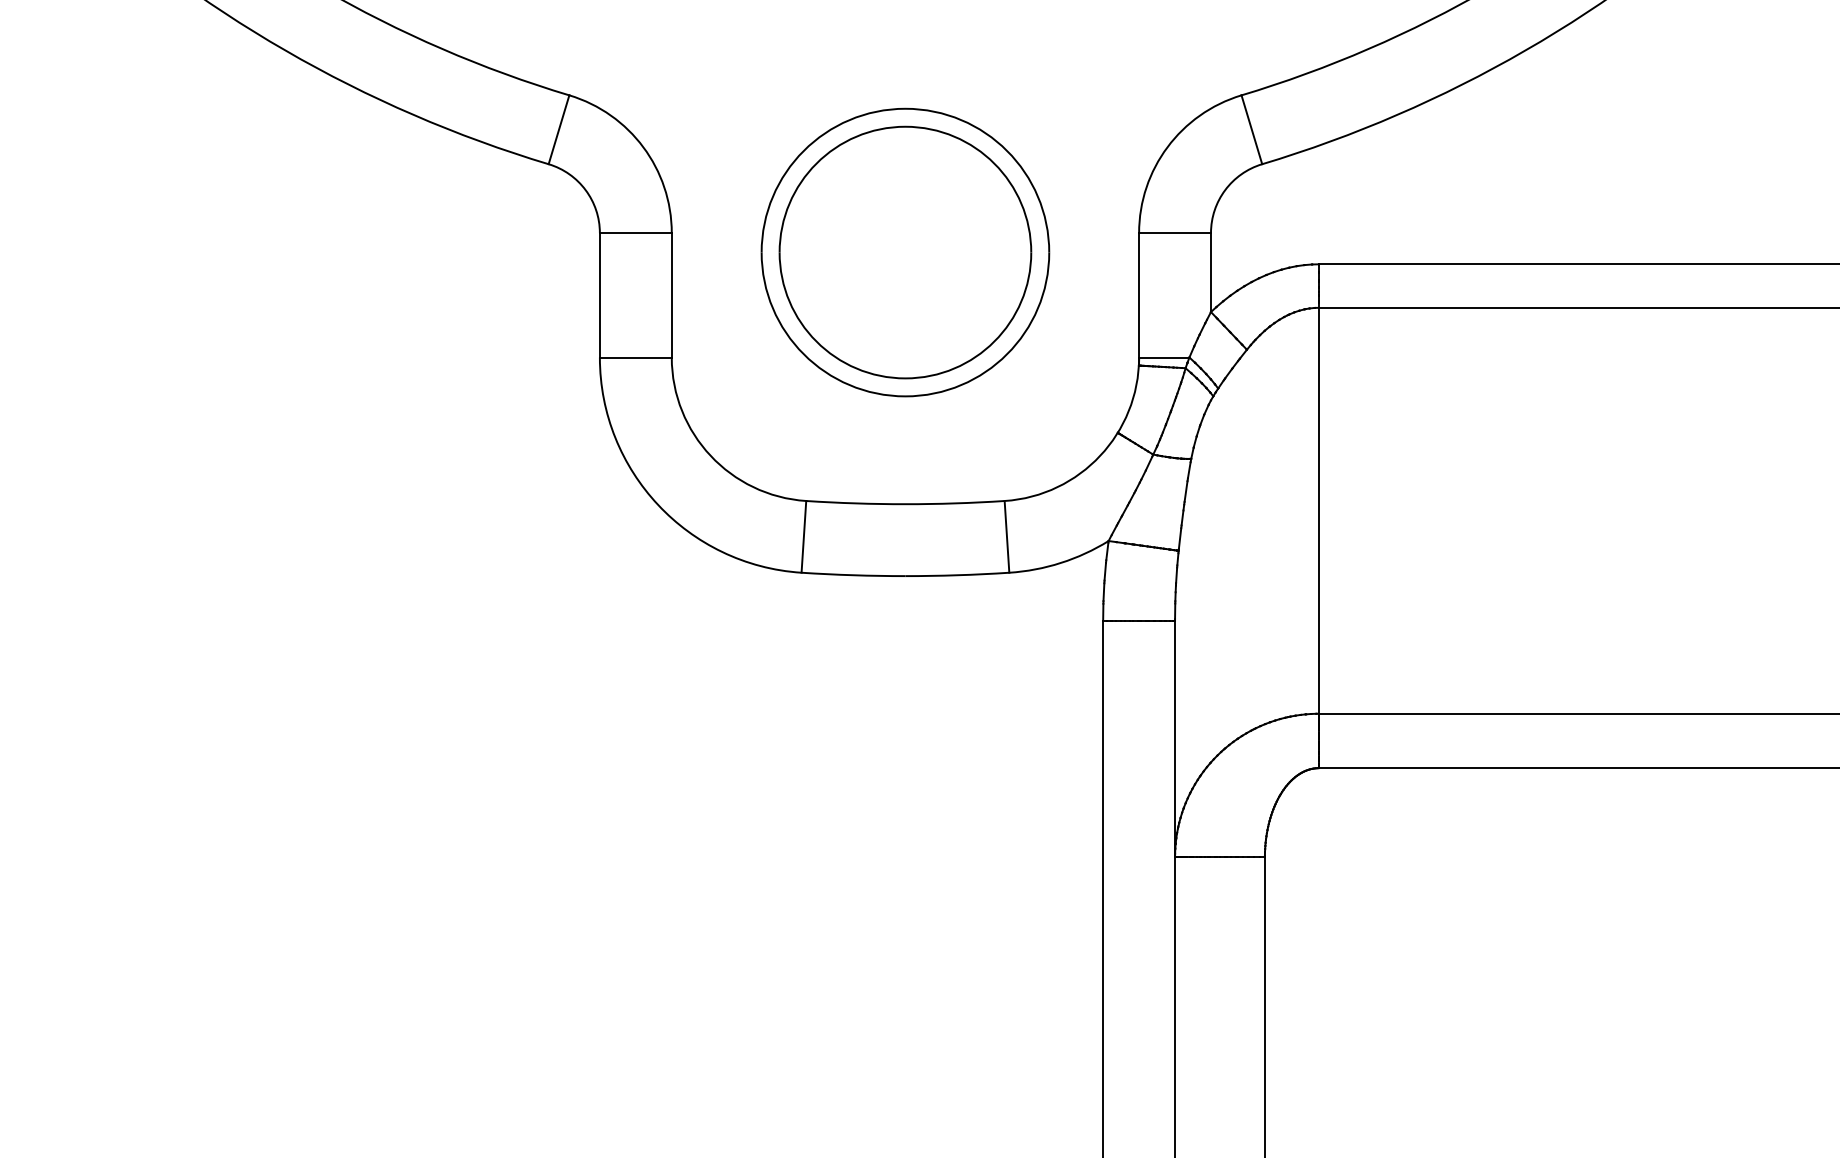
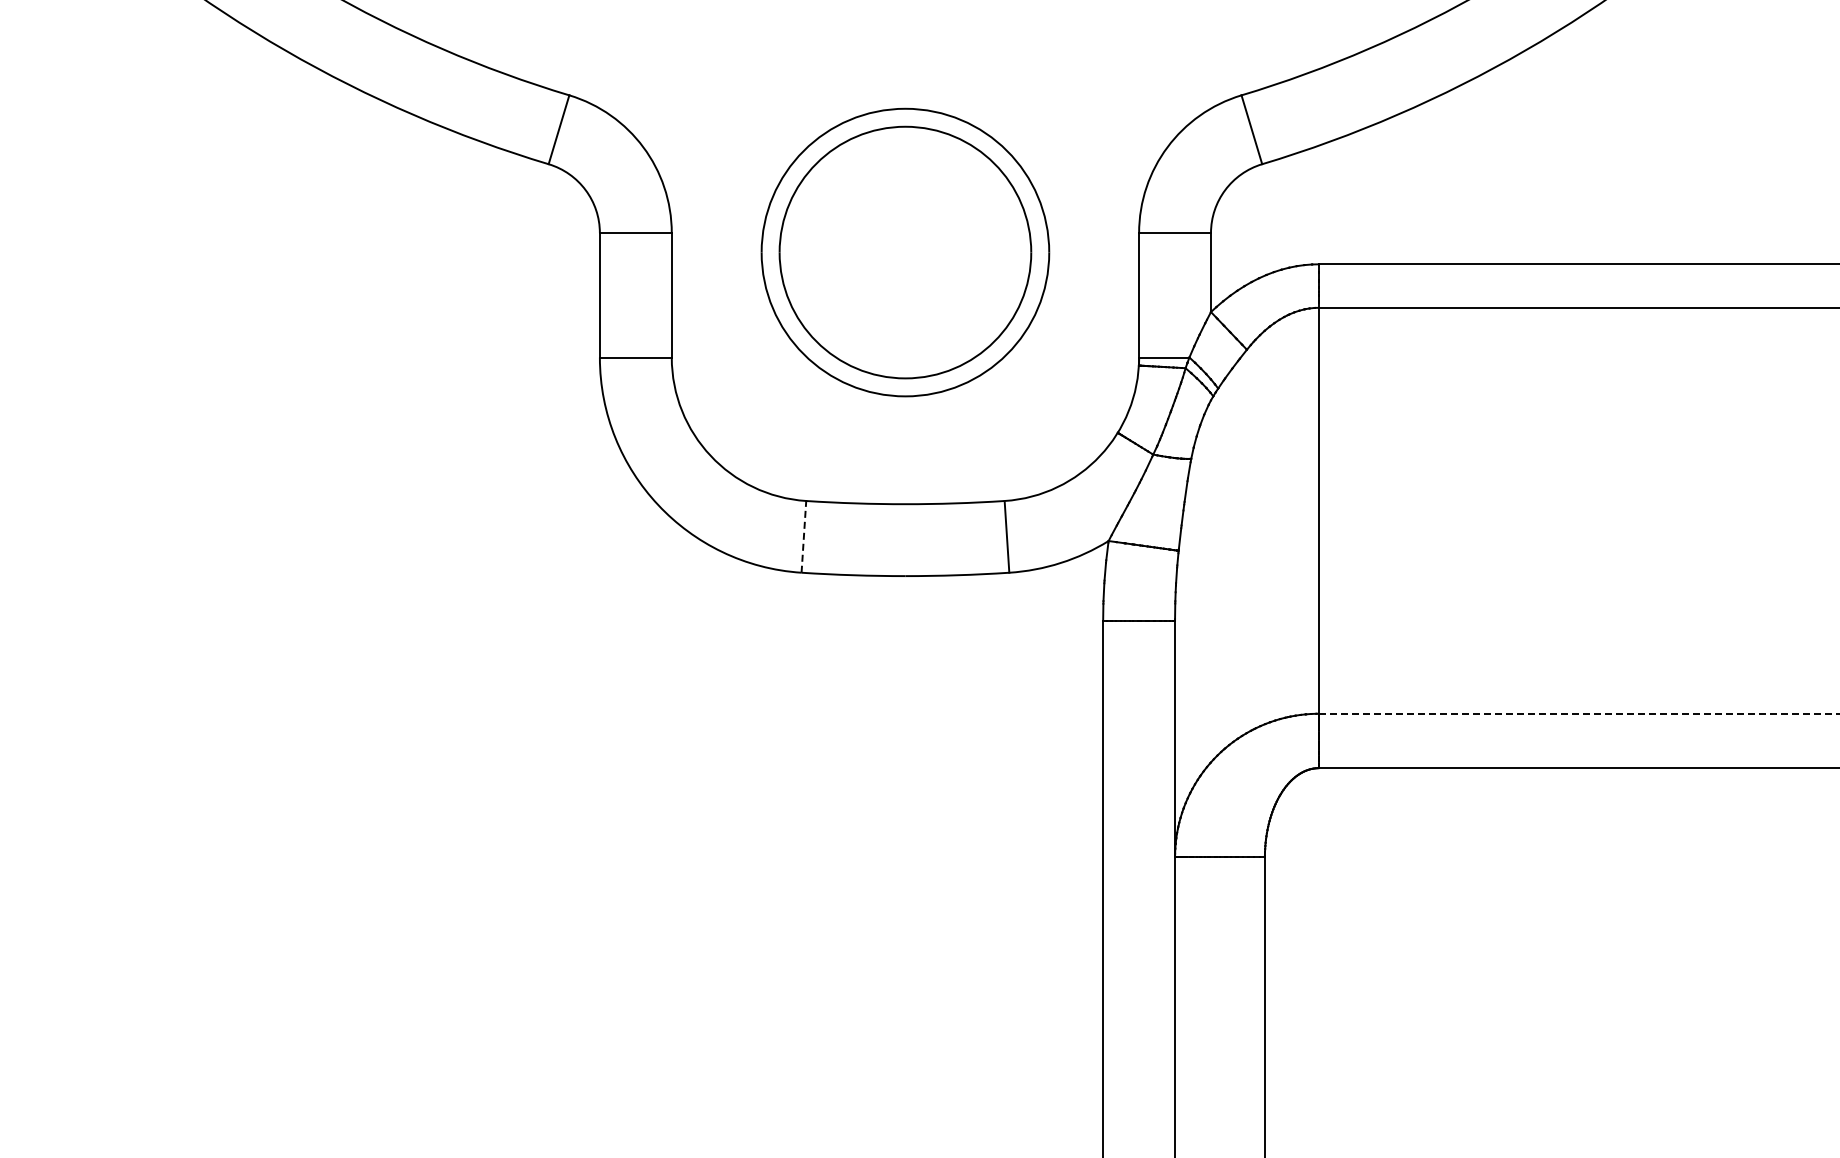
line: solid -> dashed (803, 536)
line: solid -> dashed (1579, 713)
